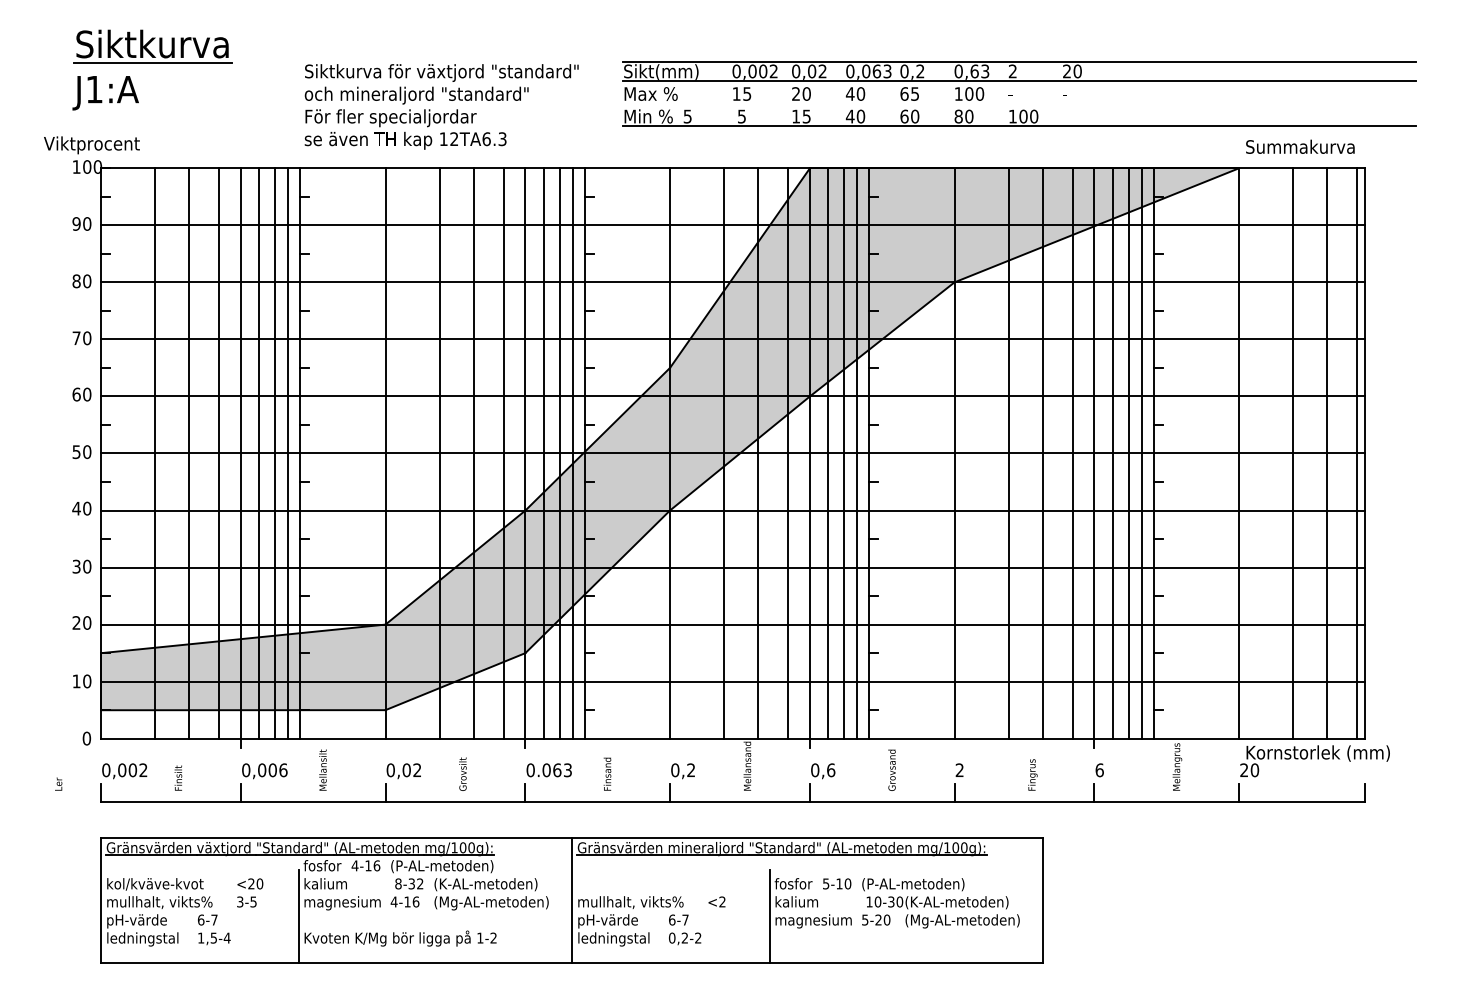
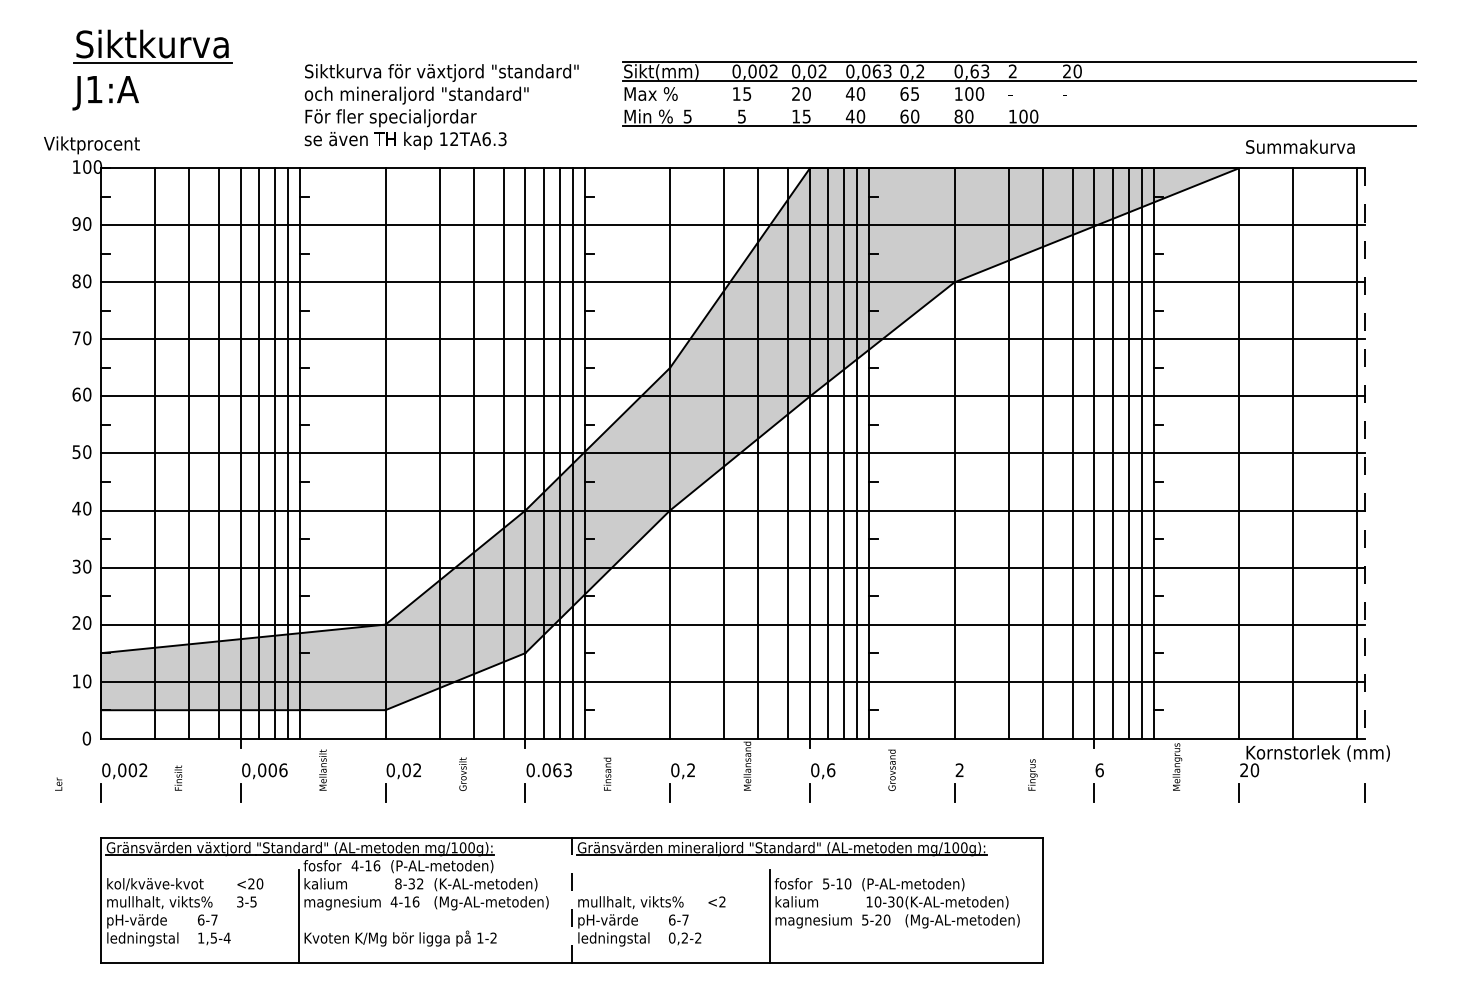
line: present -> none (1327, 453)
line: solid -> dashed (1365, 454)
line: present -> none (733, 801)
line: solid -> dashed (572, 900)
